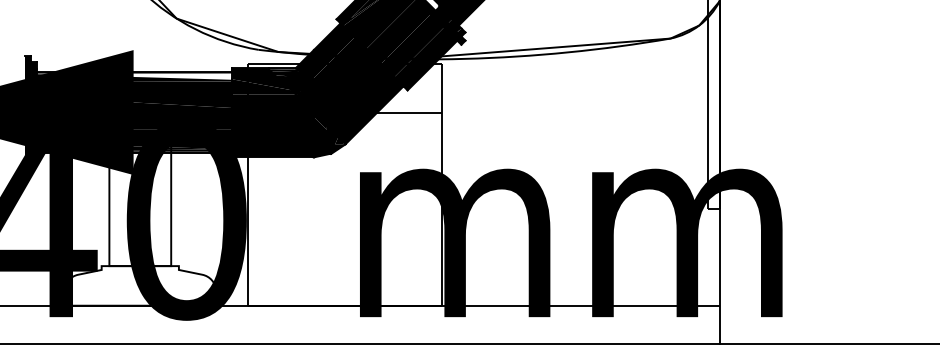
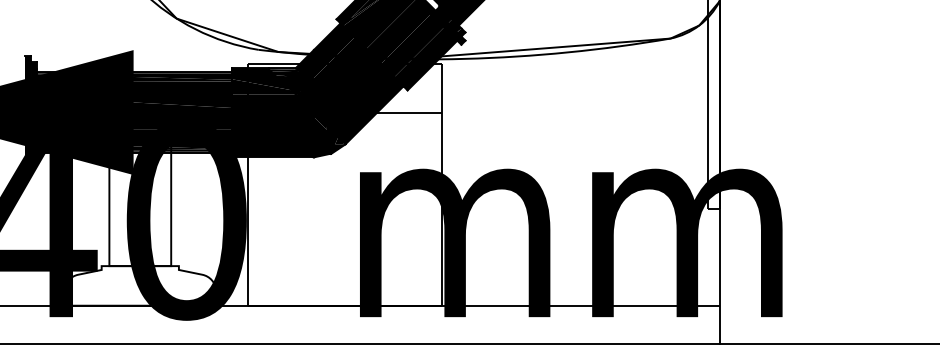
fill: none -> present (134, 76)
